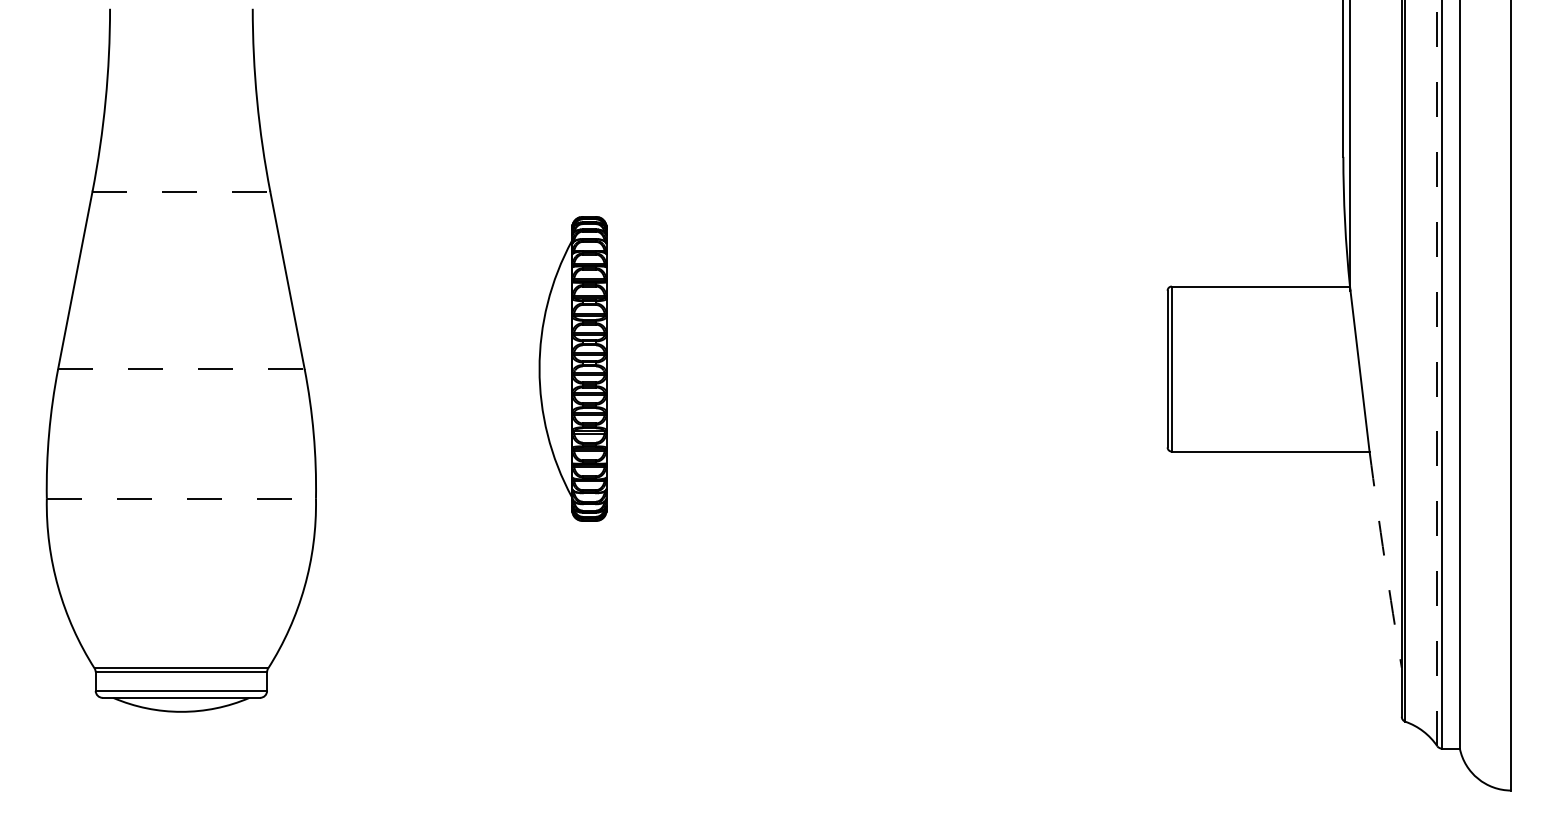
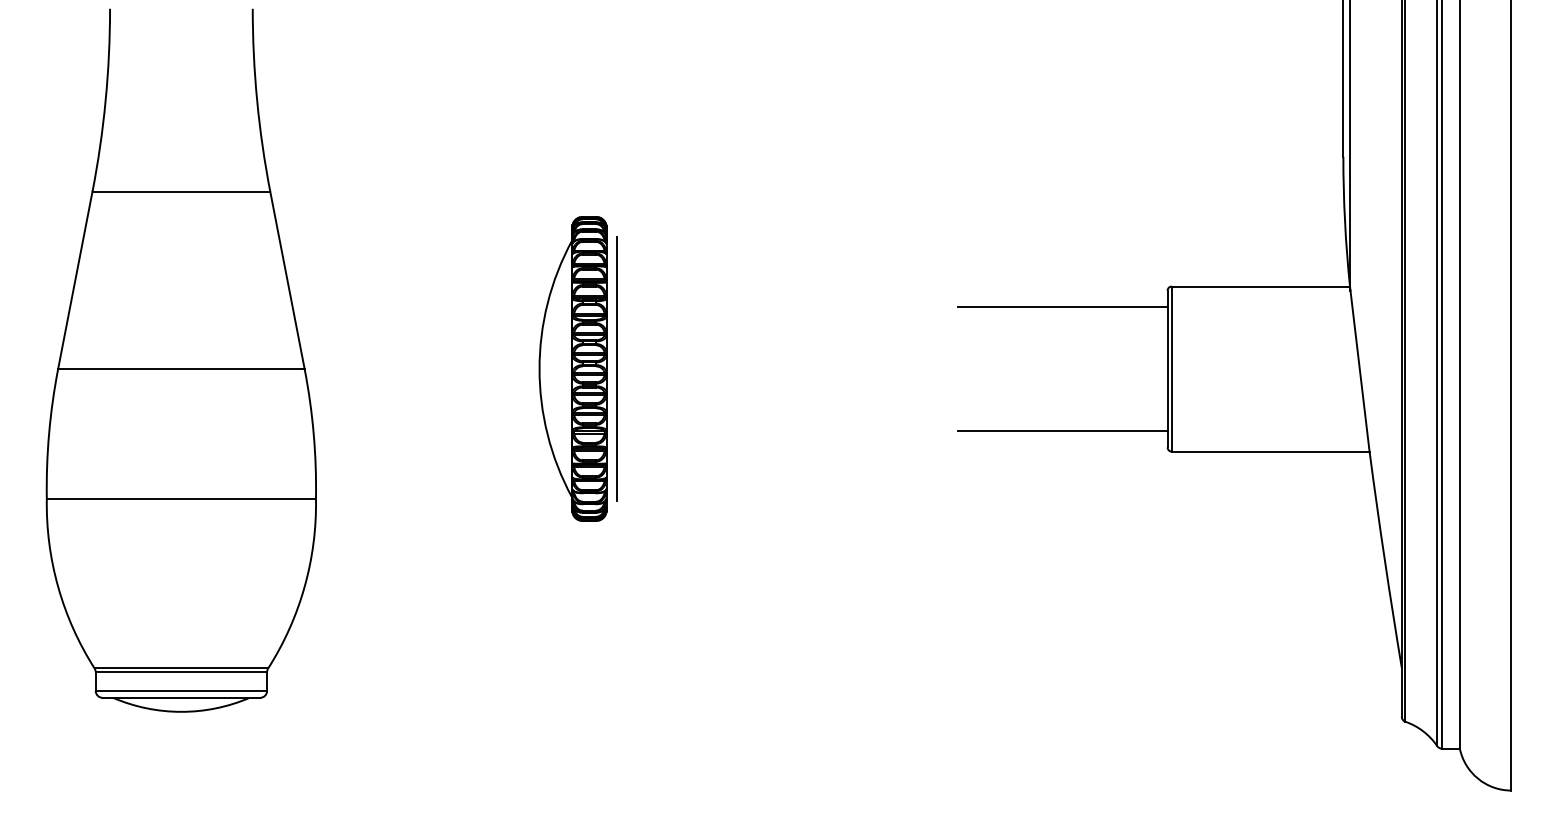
line: dashed -> solid (181, 191)
line: none -> present (1062, 307)
line: none -> present (616, 368)
line: dashed -> solid (181, 369)
line: dashed -> solid (1437, 373)
line: none -> present (1062, 430)
line: dashed -> solid (181, 498)
arc: dashed -> solid (1384, 559)
